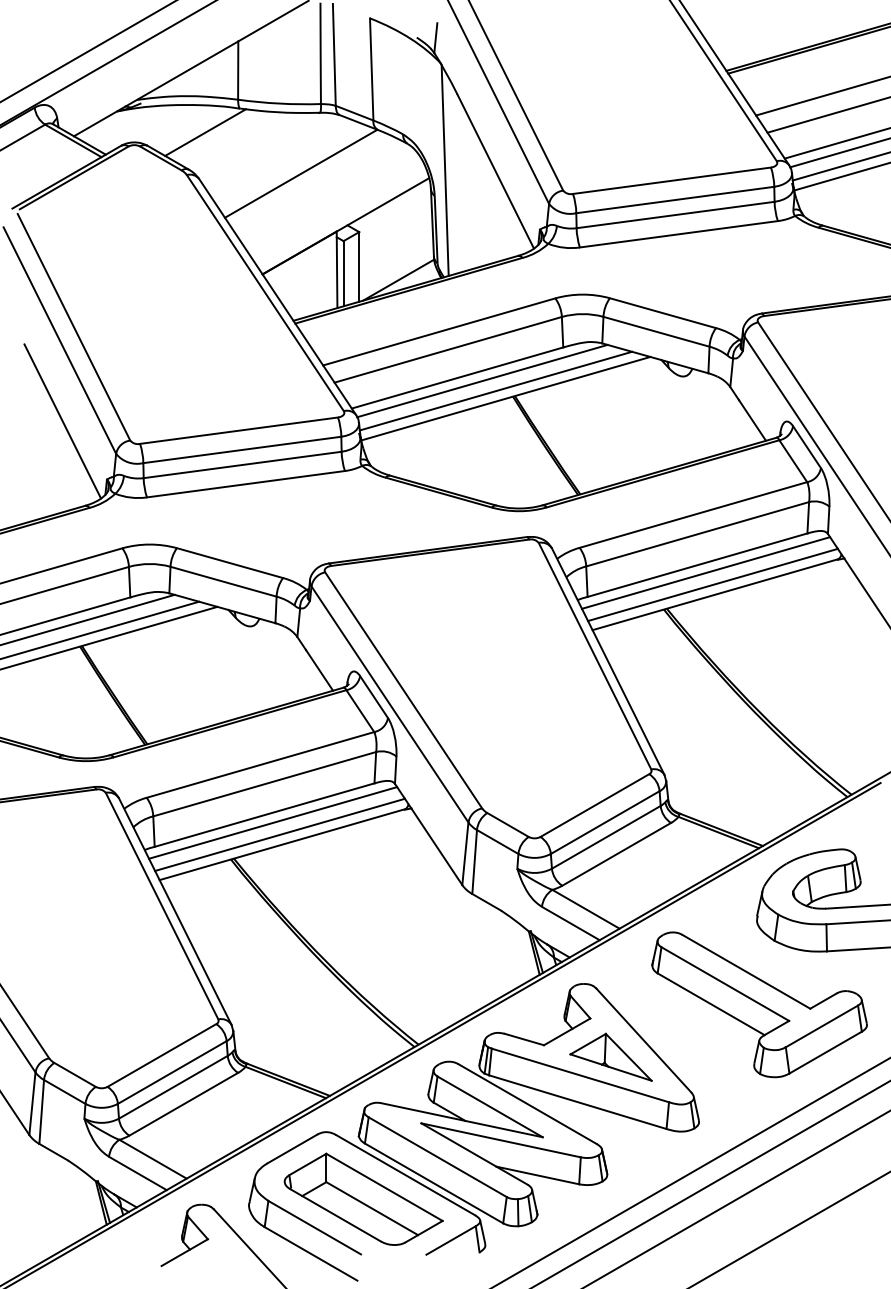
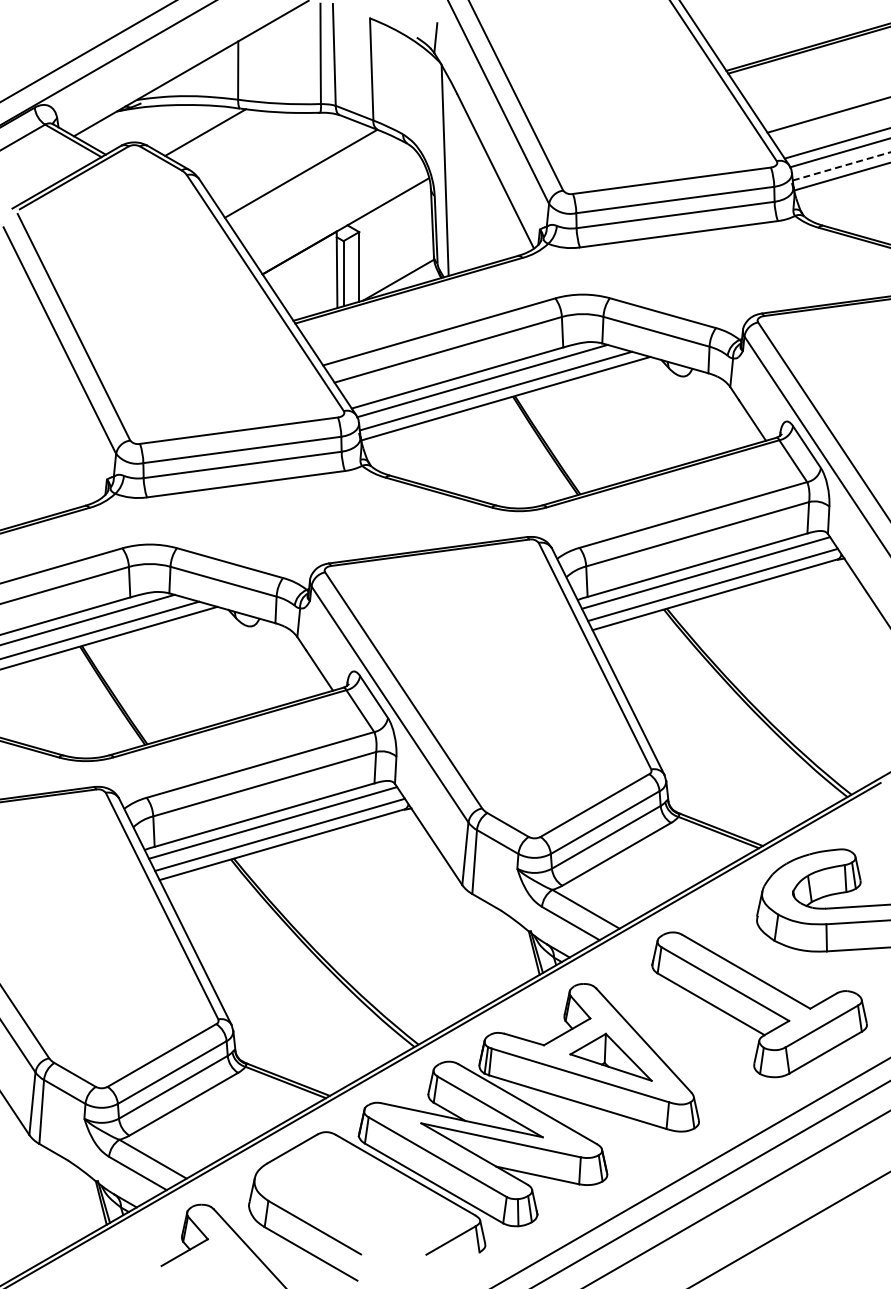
line: present -> none (821, 96)
line: solid -> dashed (841, 166)
line: present -> none (62, 421)
part: present -> none (363, 1198)
